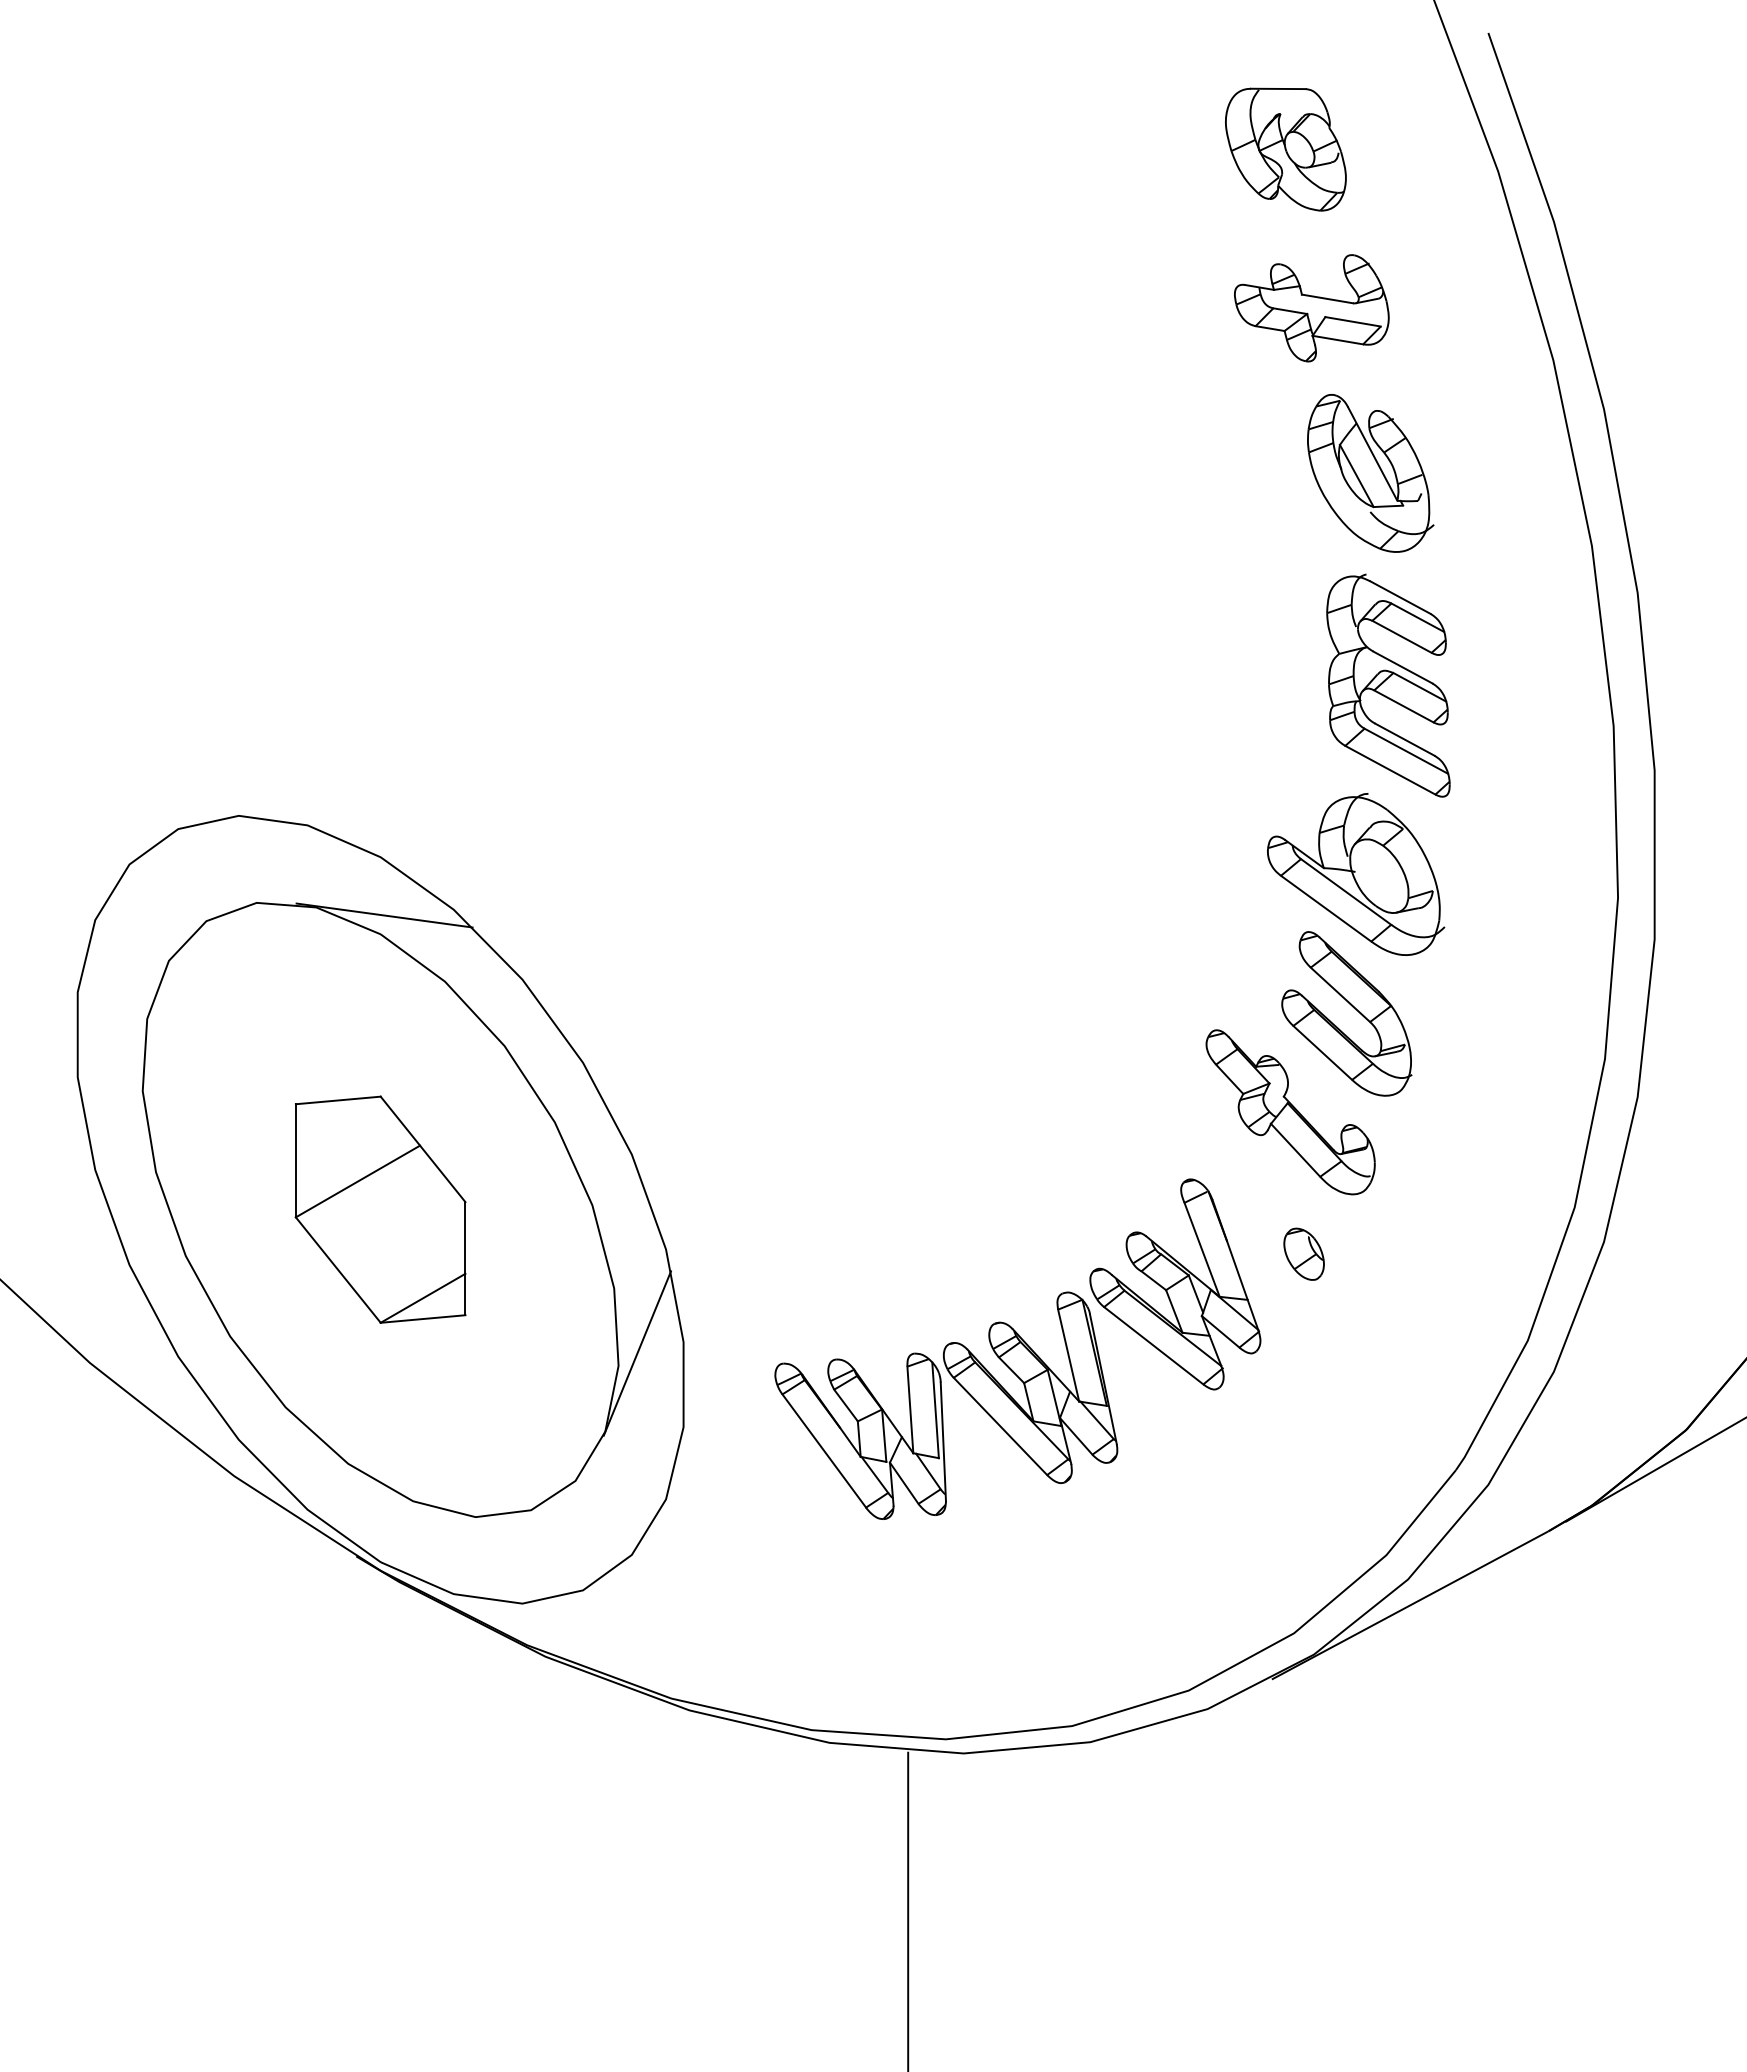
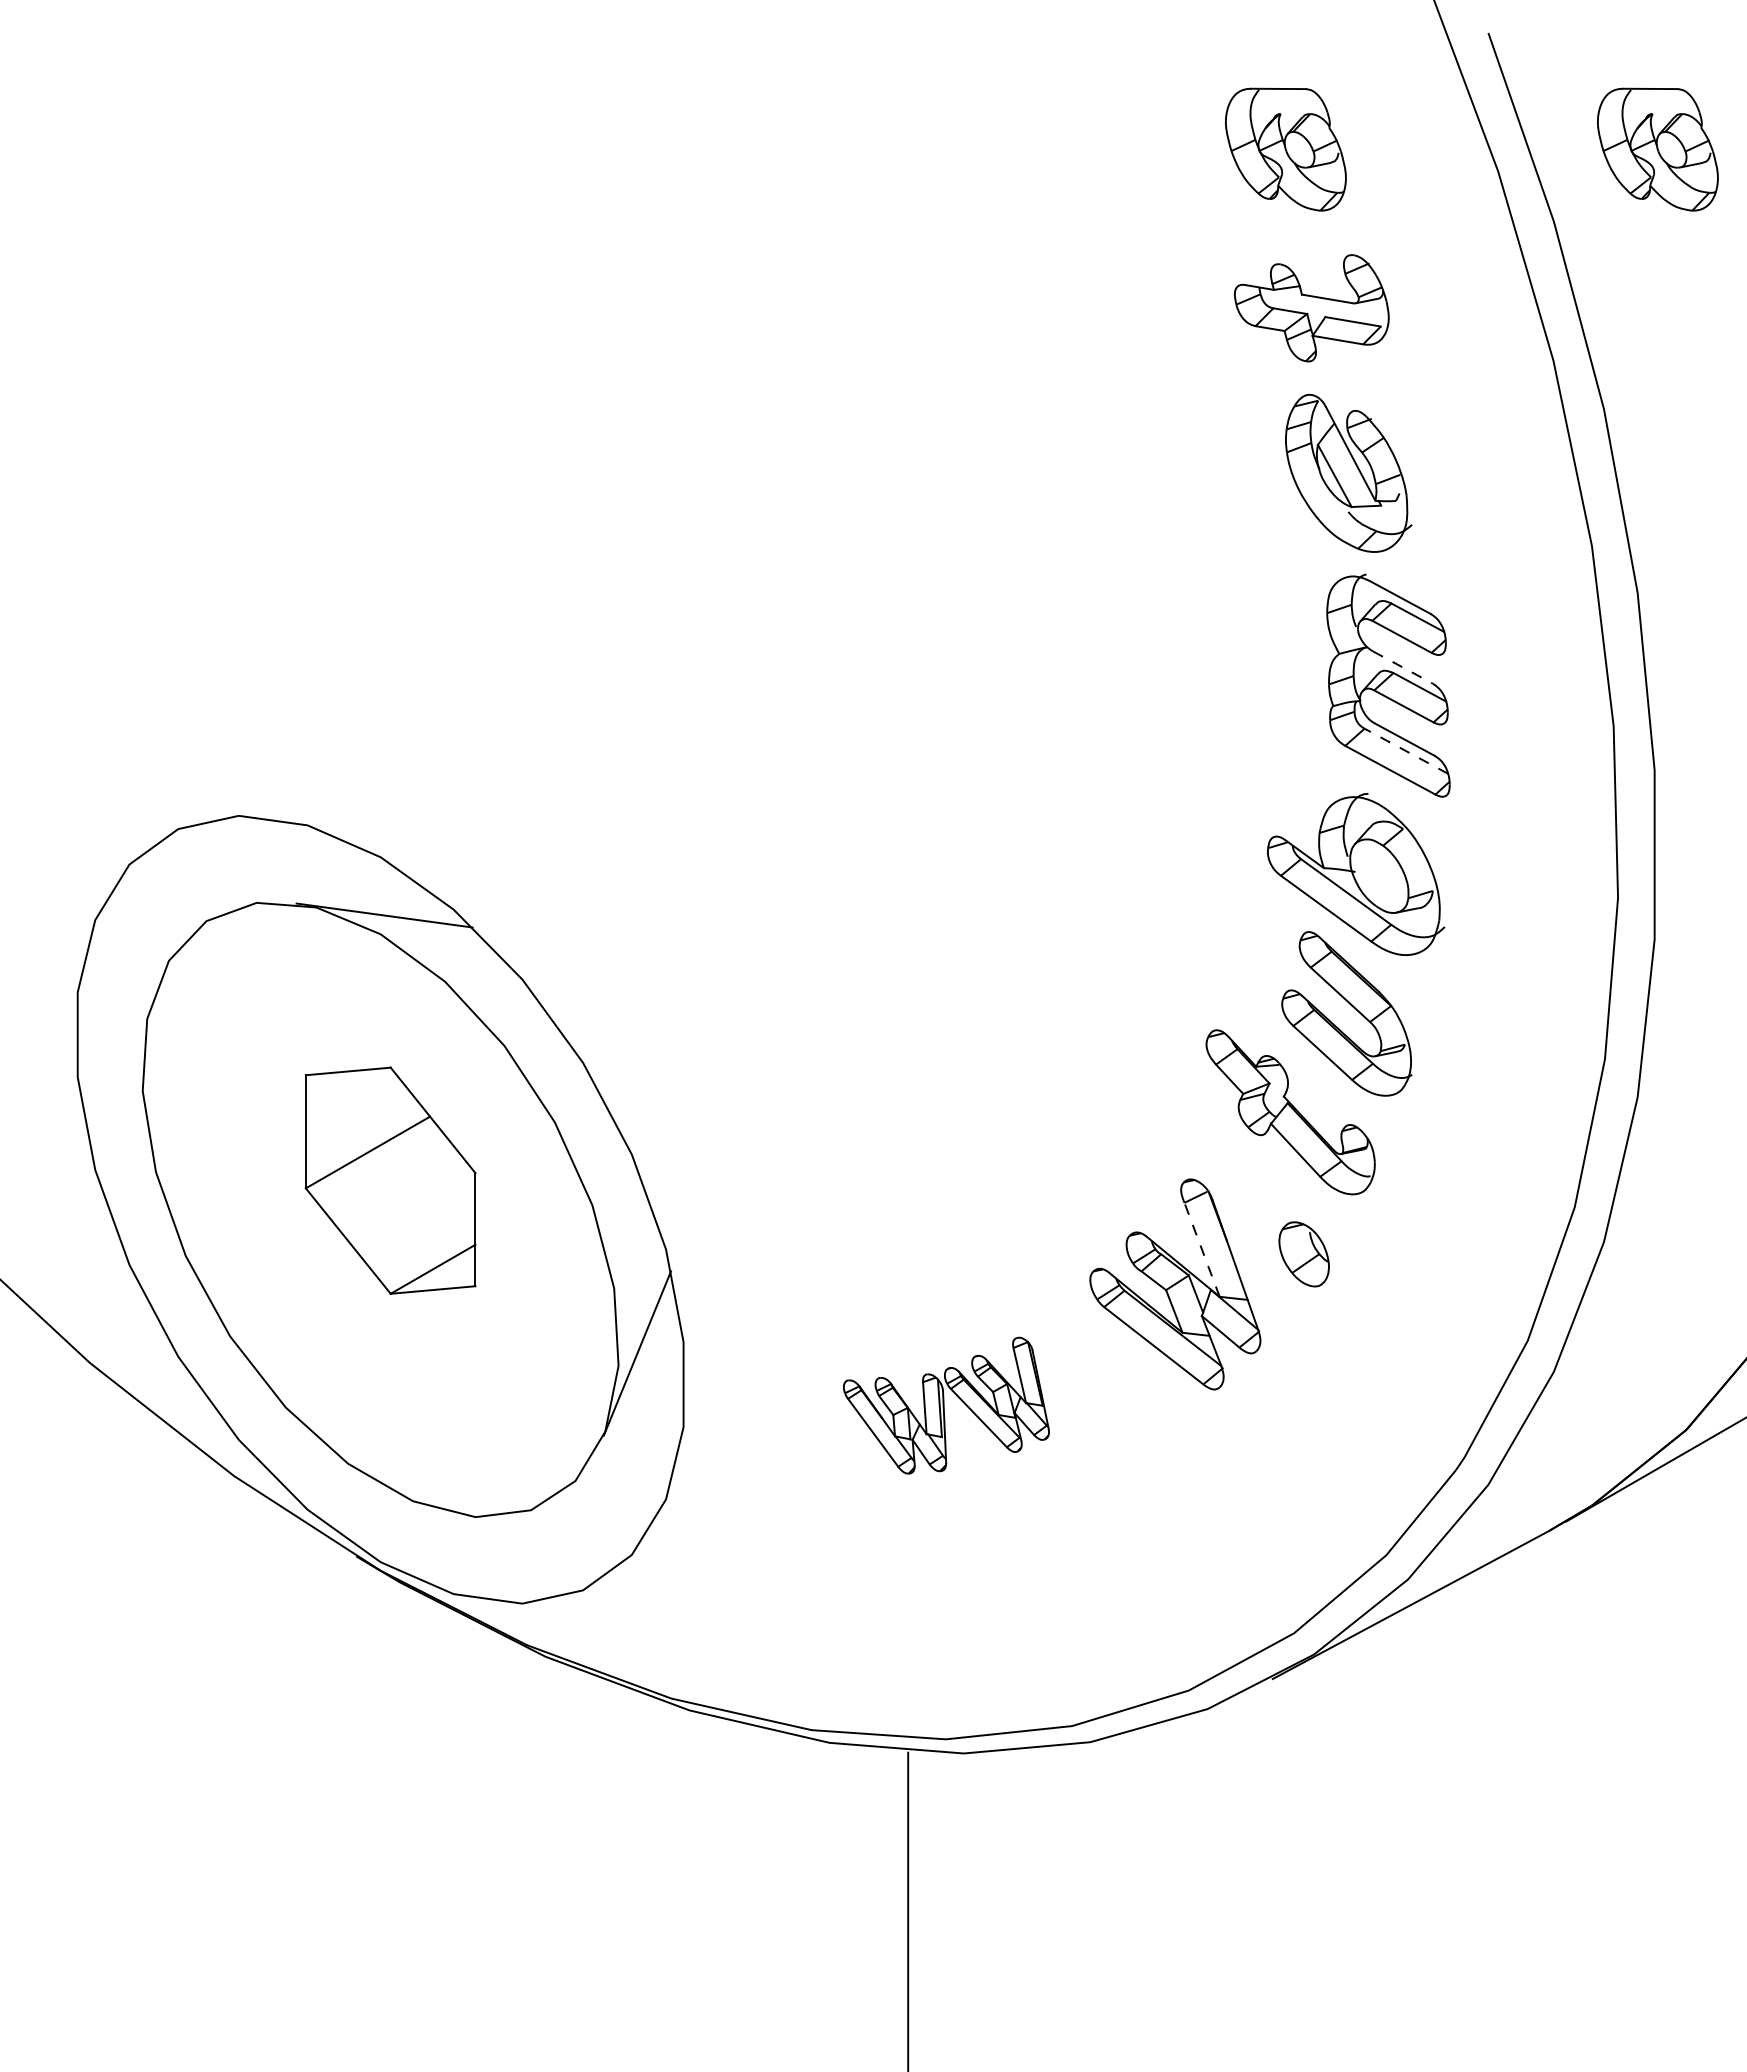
part: none -> present (1657, 149)
part position: (1370, 473) -> (1348, 473) (1348, 473)
line: solid -> dashed (1402, 667)
line: solid -> dashed (1405, 750)
part position: (380, 1209) -> (390, 1180) (390, 1180)
line: solid -> dashed (1201, 1249)
part size: 42x54 px -> 52x67 px (1303, 1254)
part size: 345x229 px -> 208x139 px (945, 1405)
